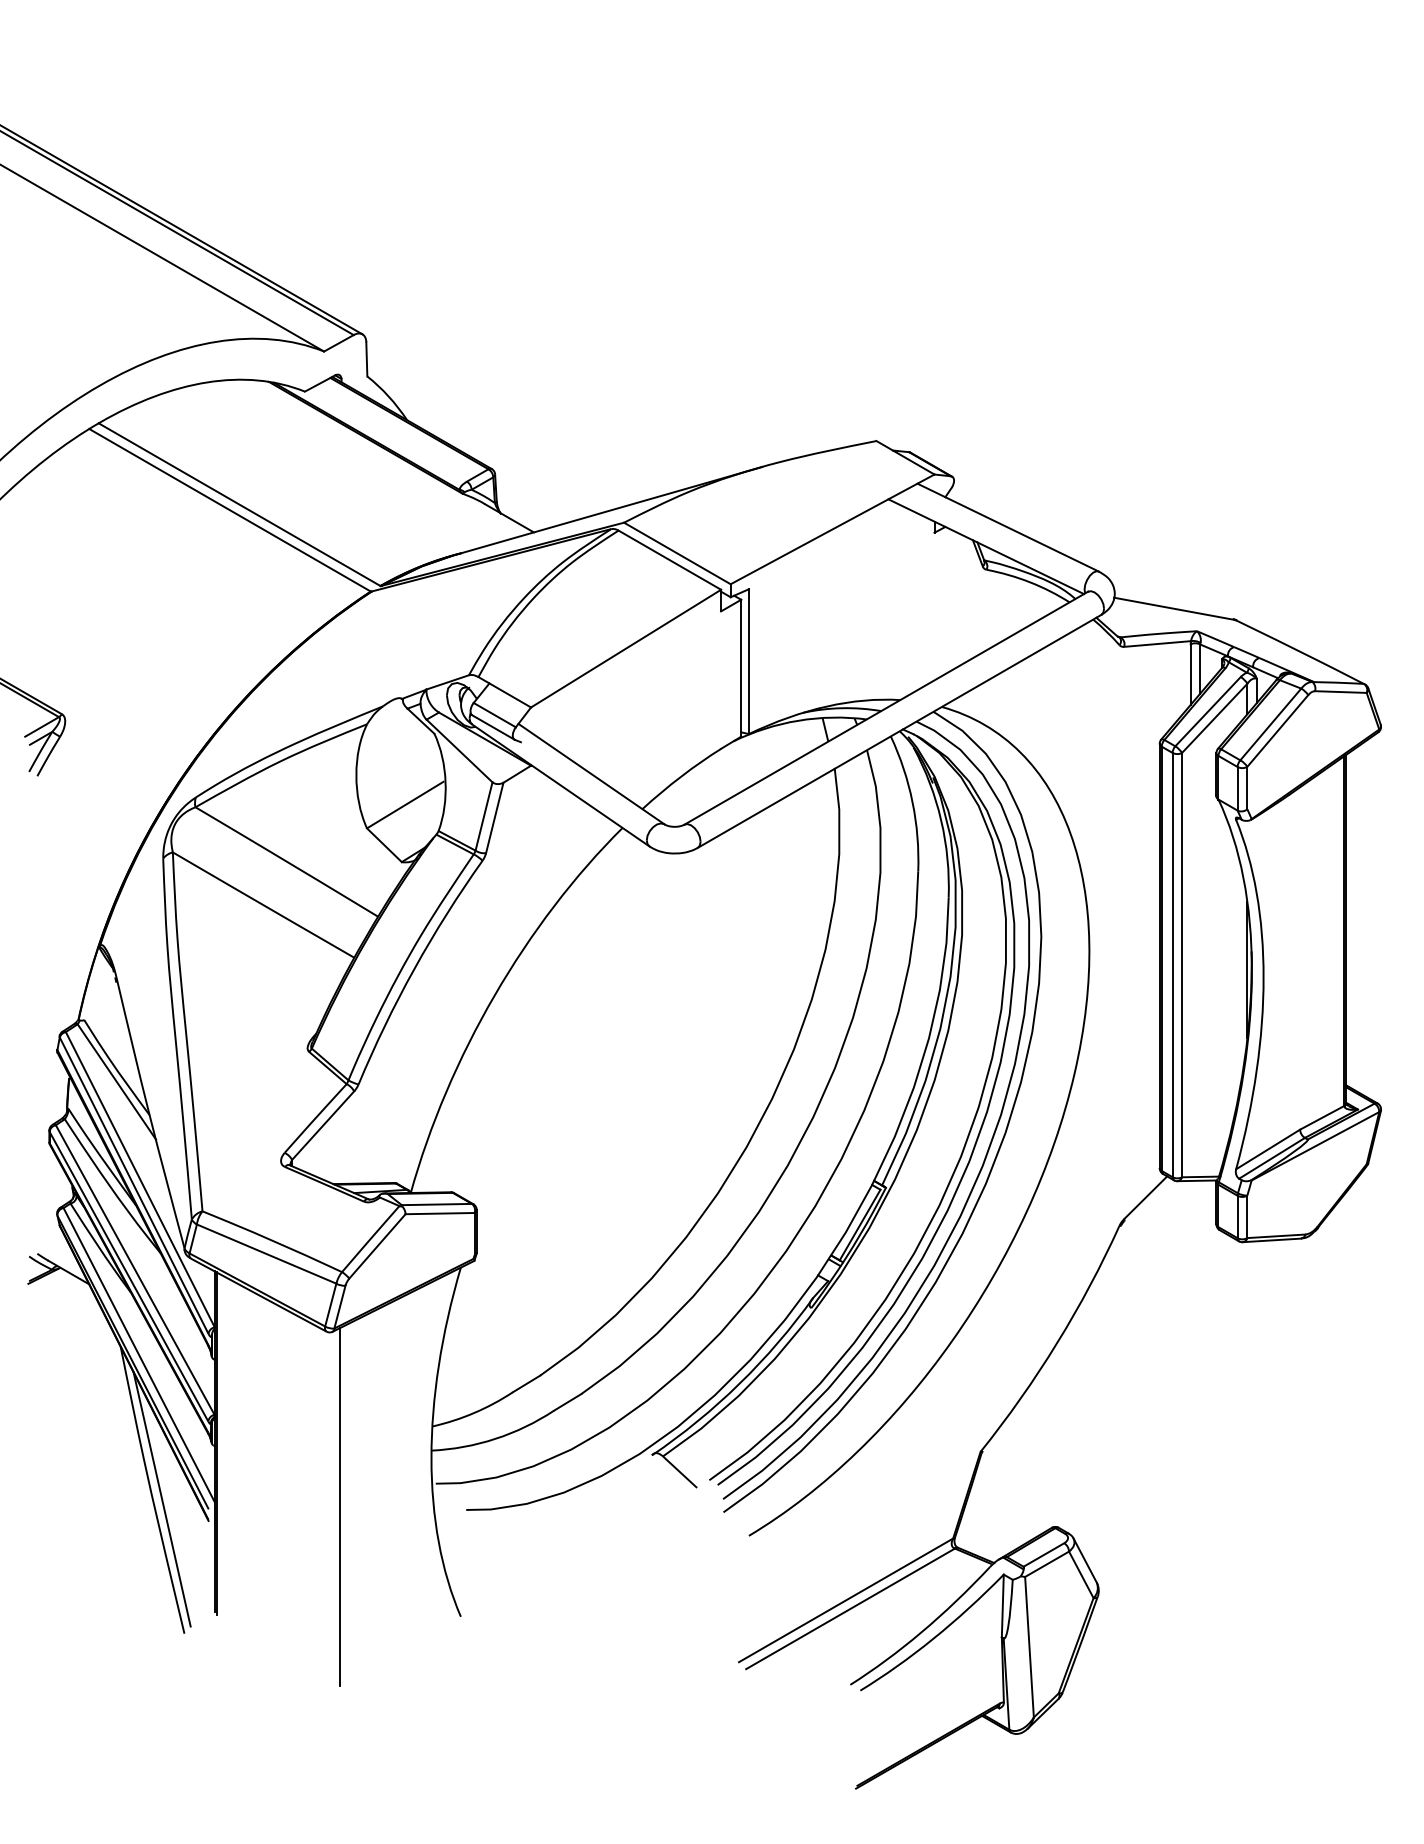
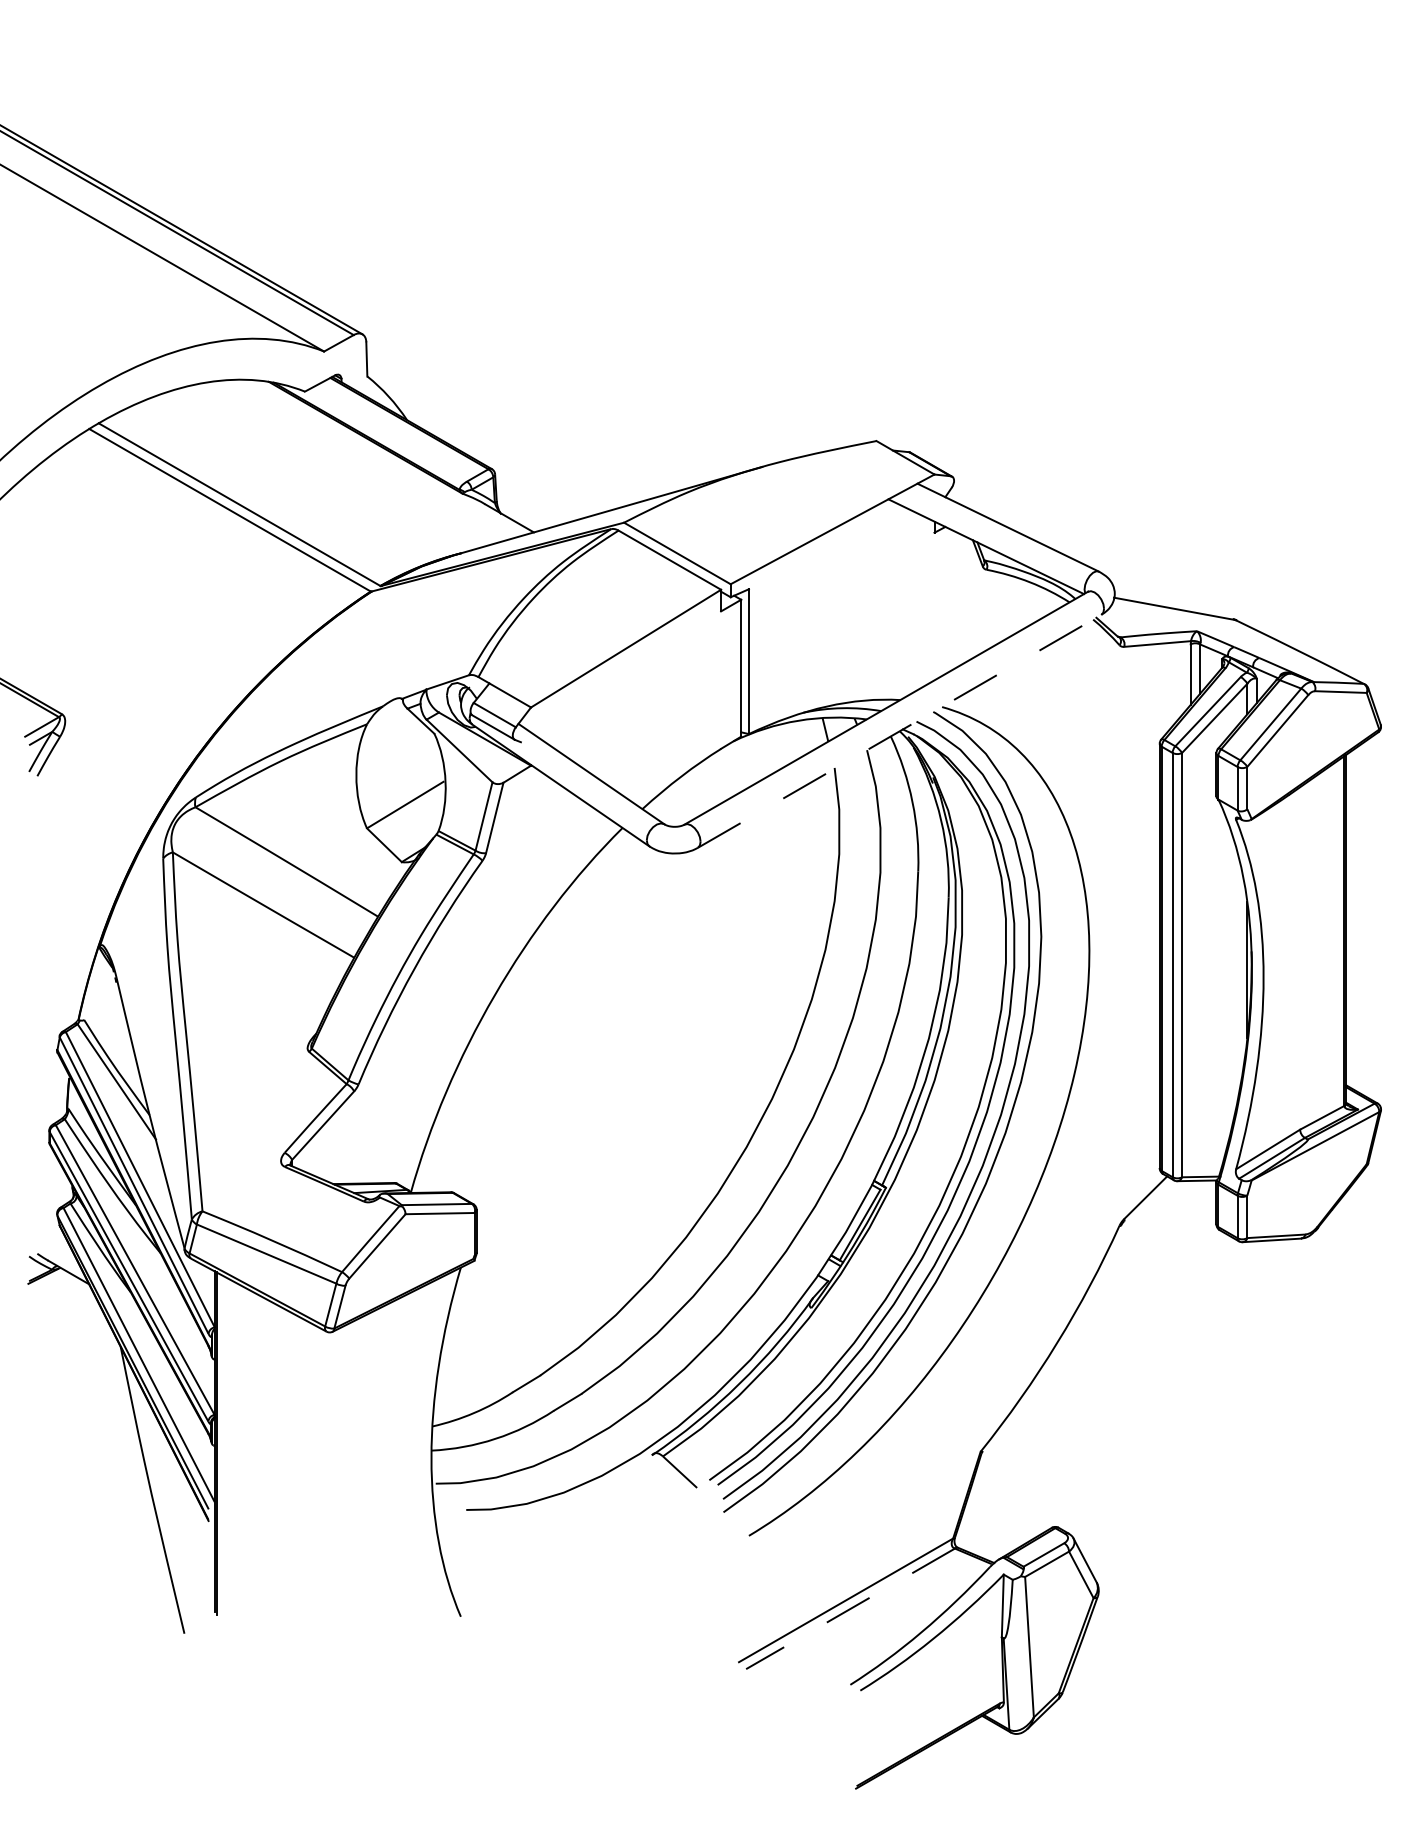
line: solid -> dashed (899, 731)
line: present -> none (161, 1499)
line: present -> none (340, 1506)
line: solid -> dashed (850, 1608)
